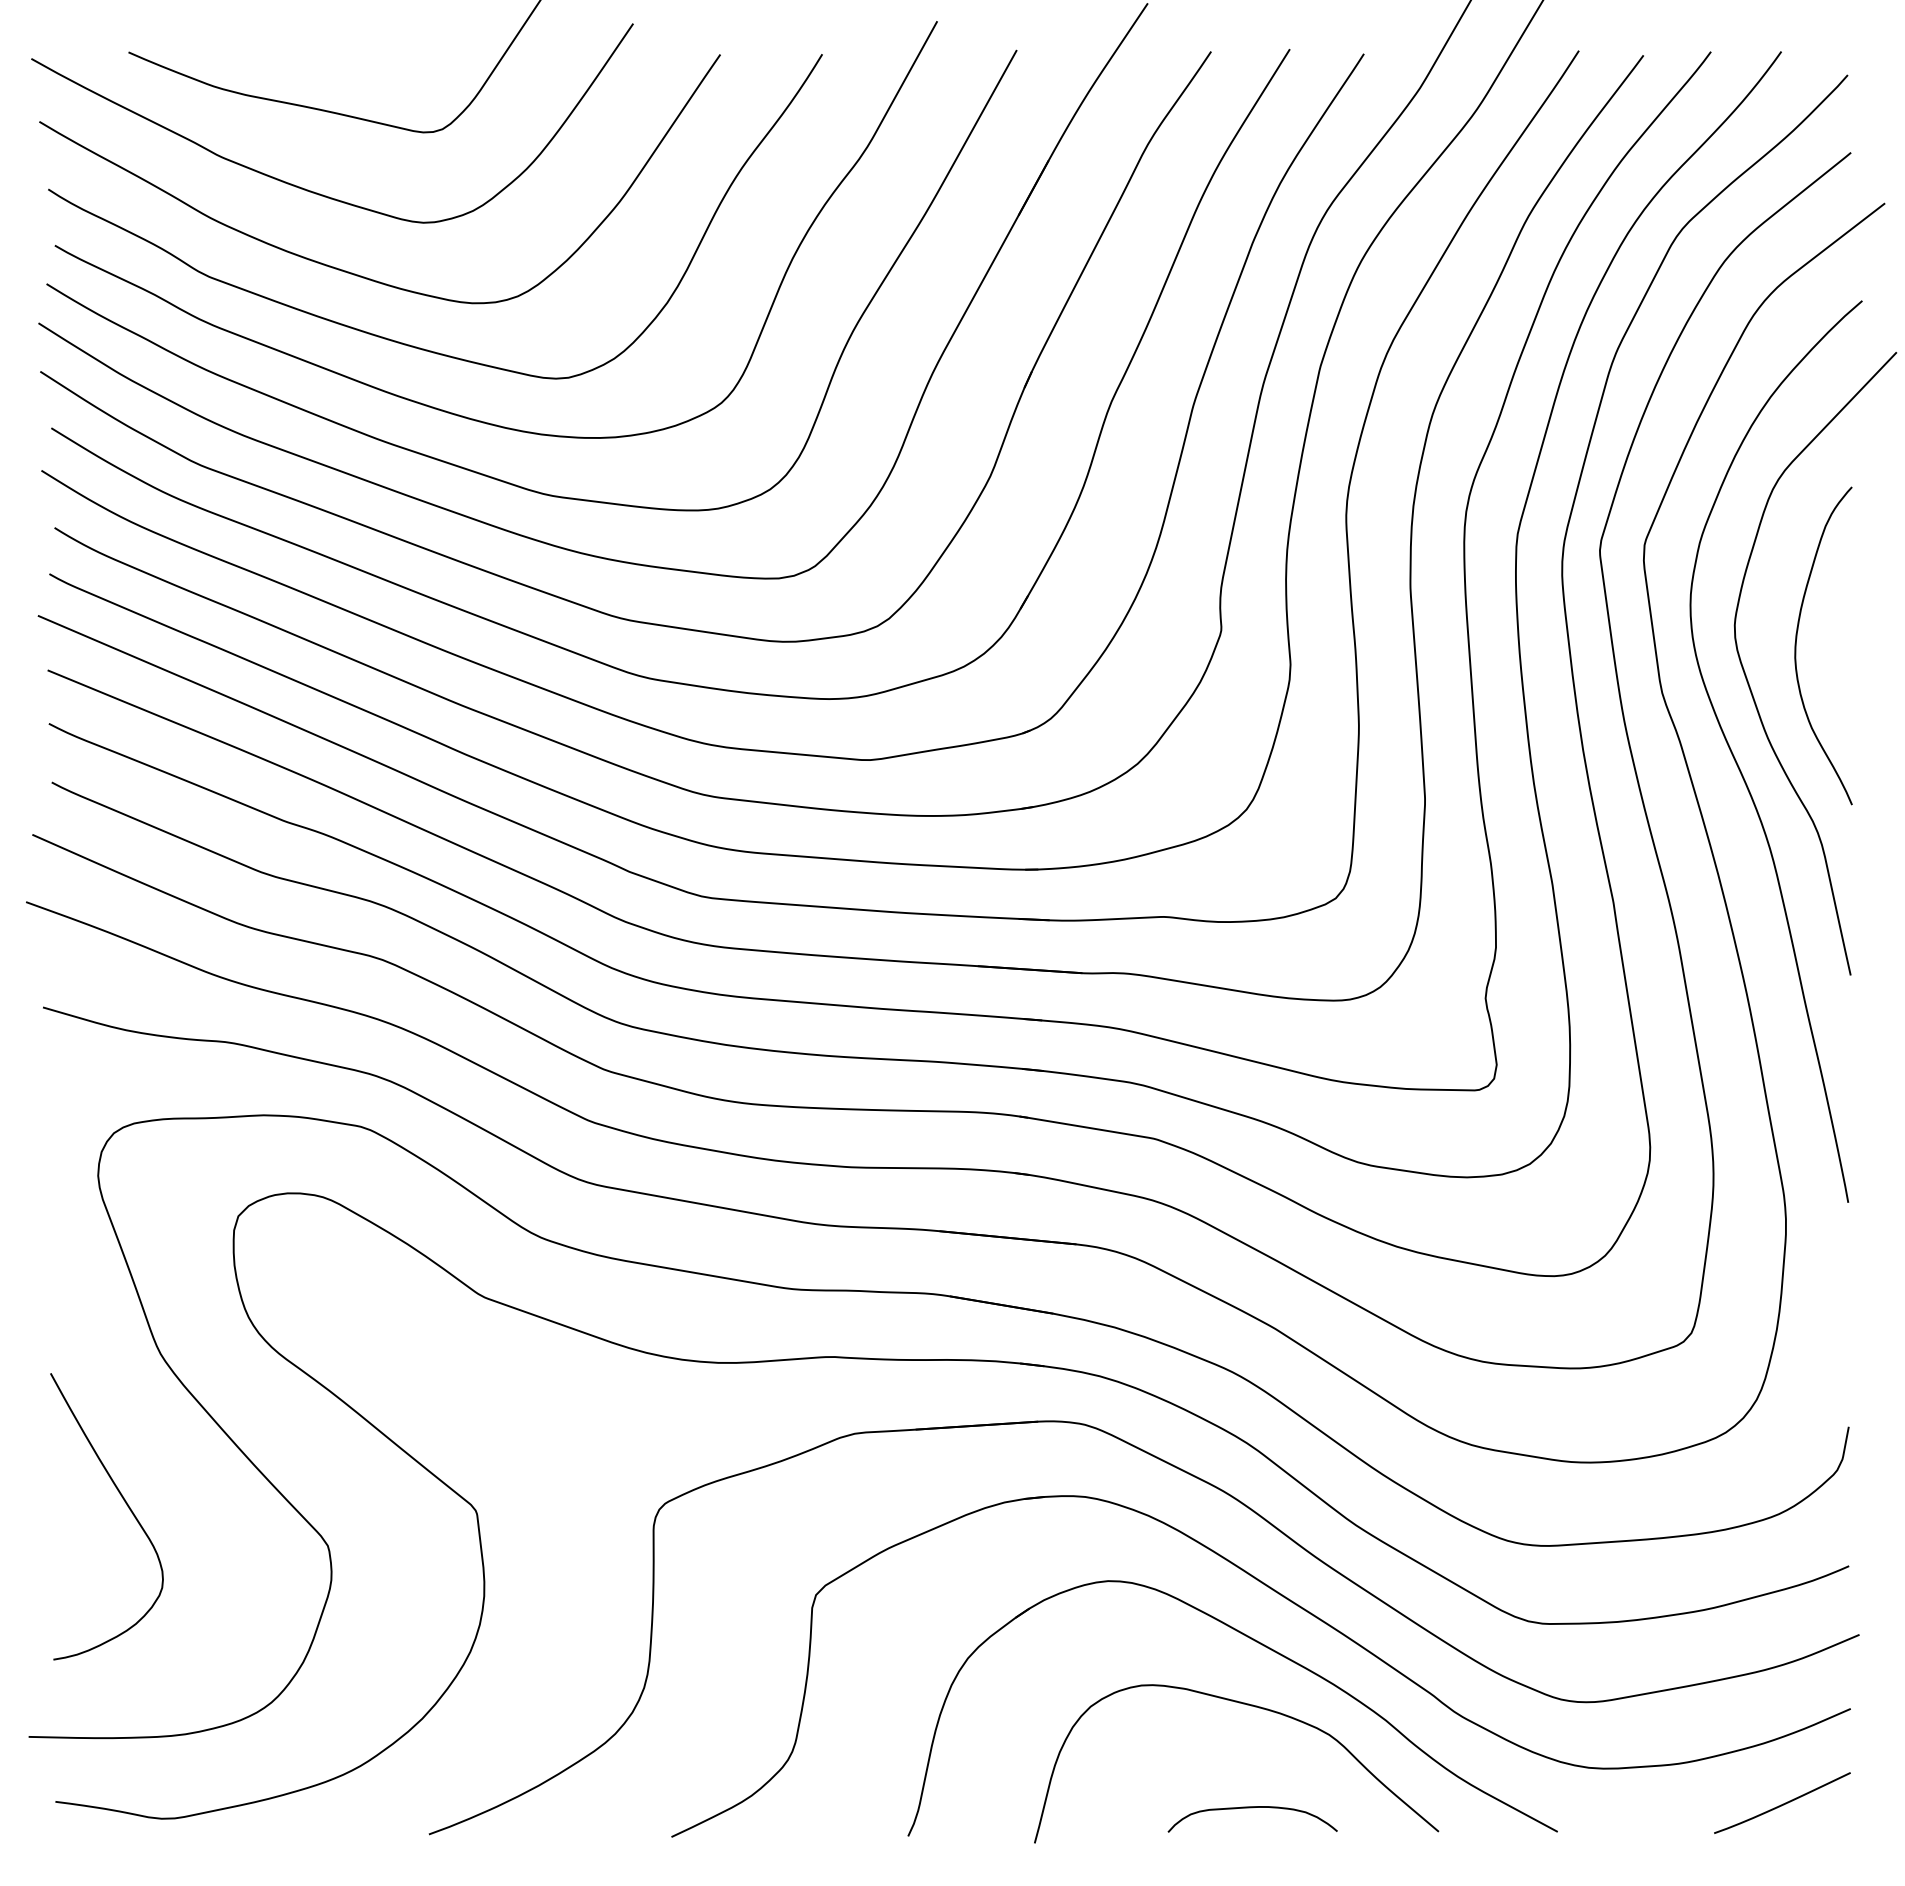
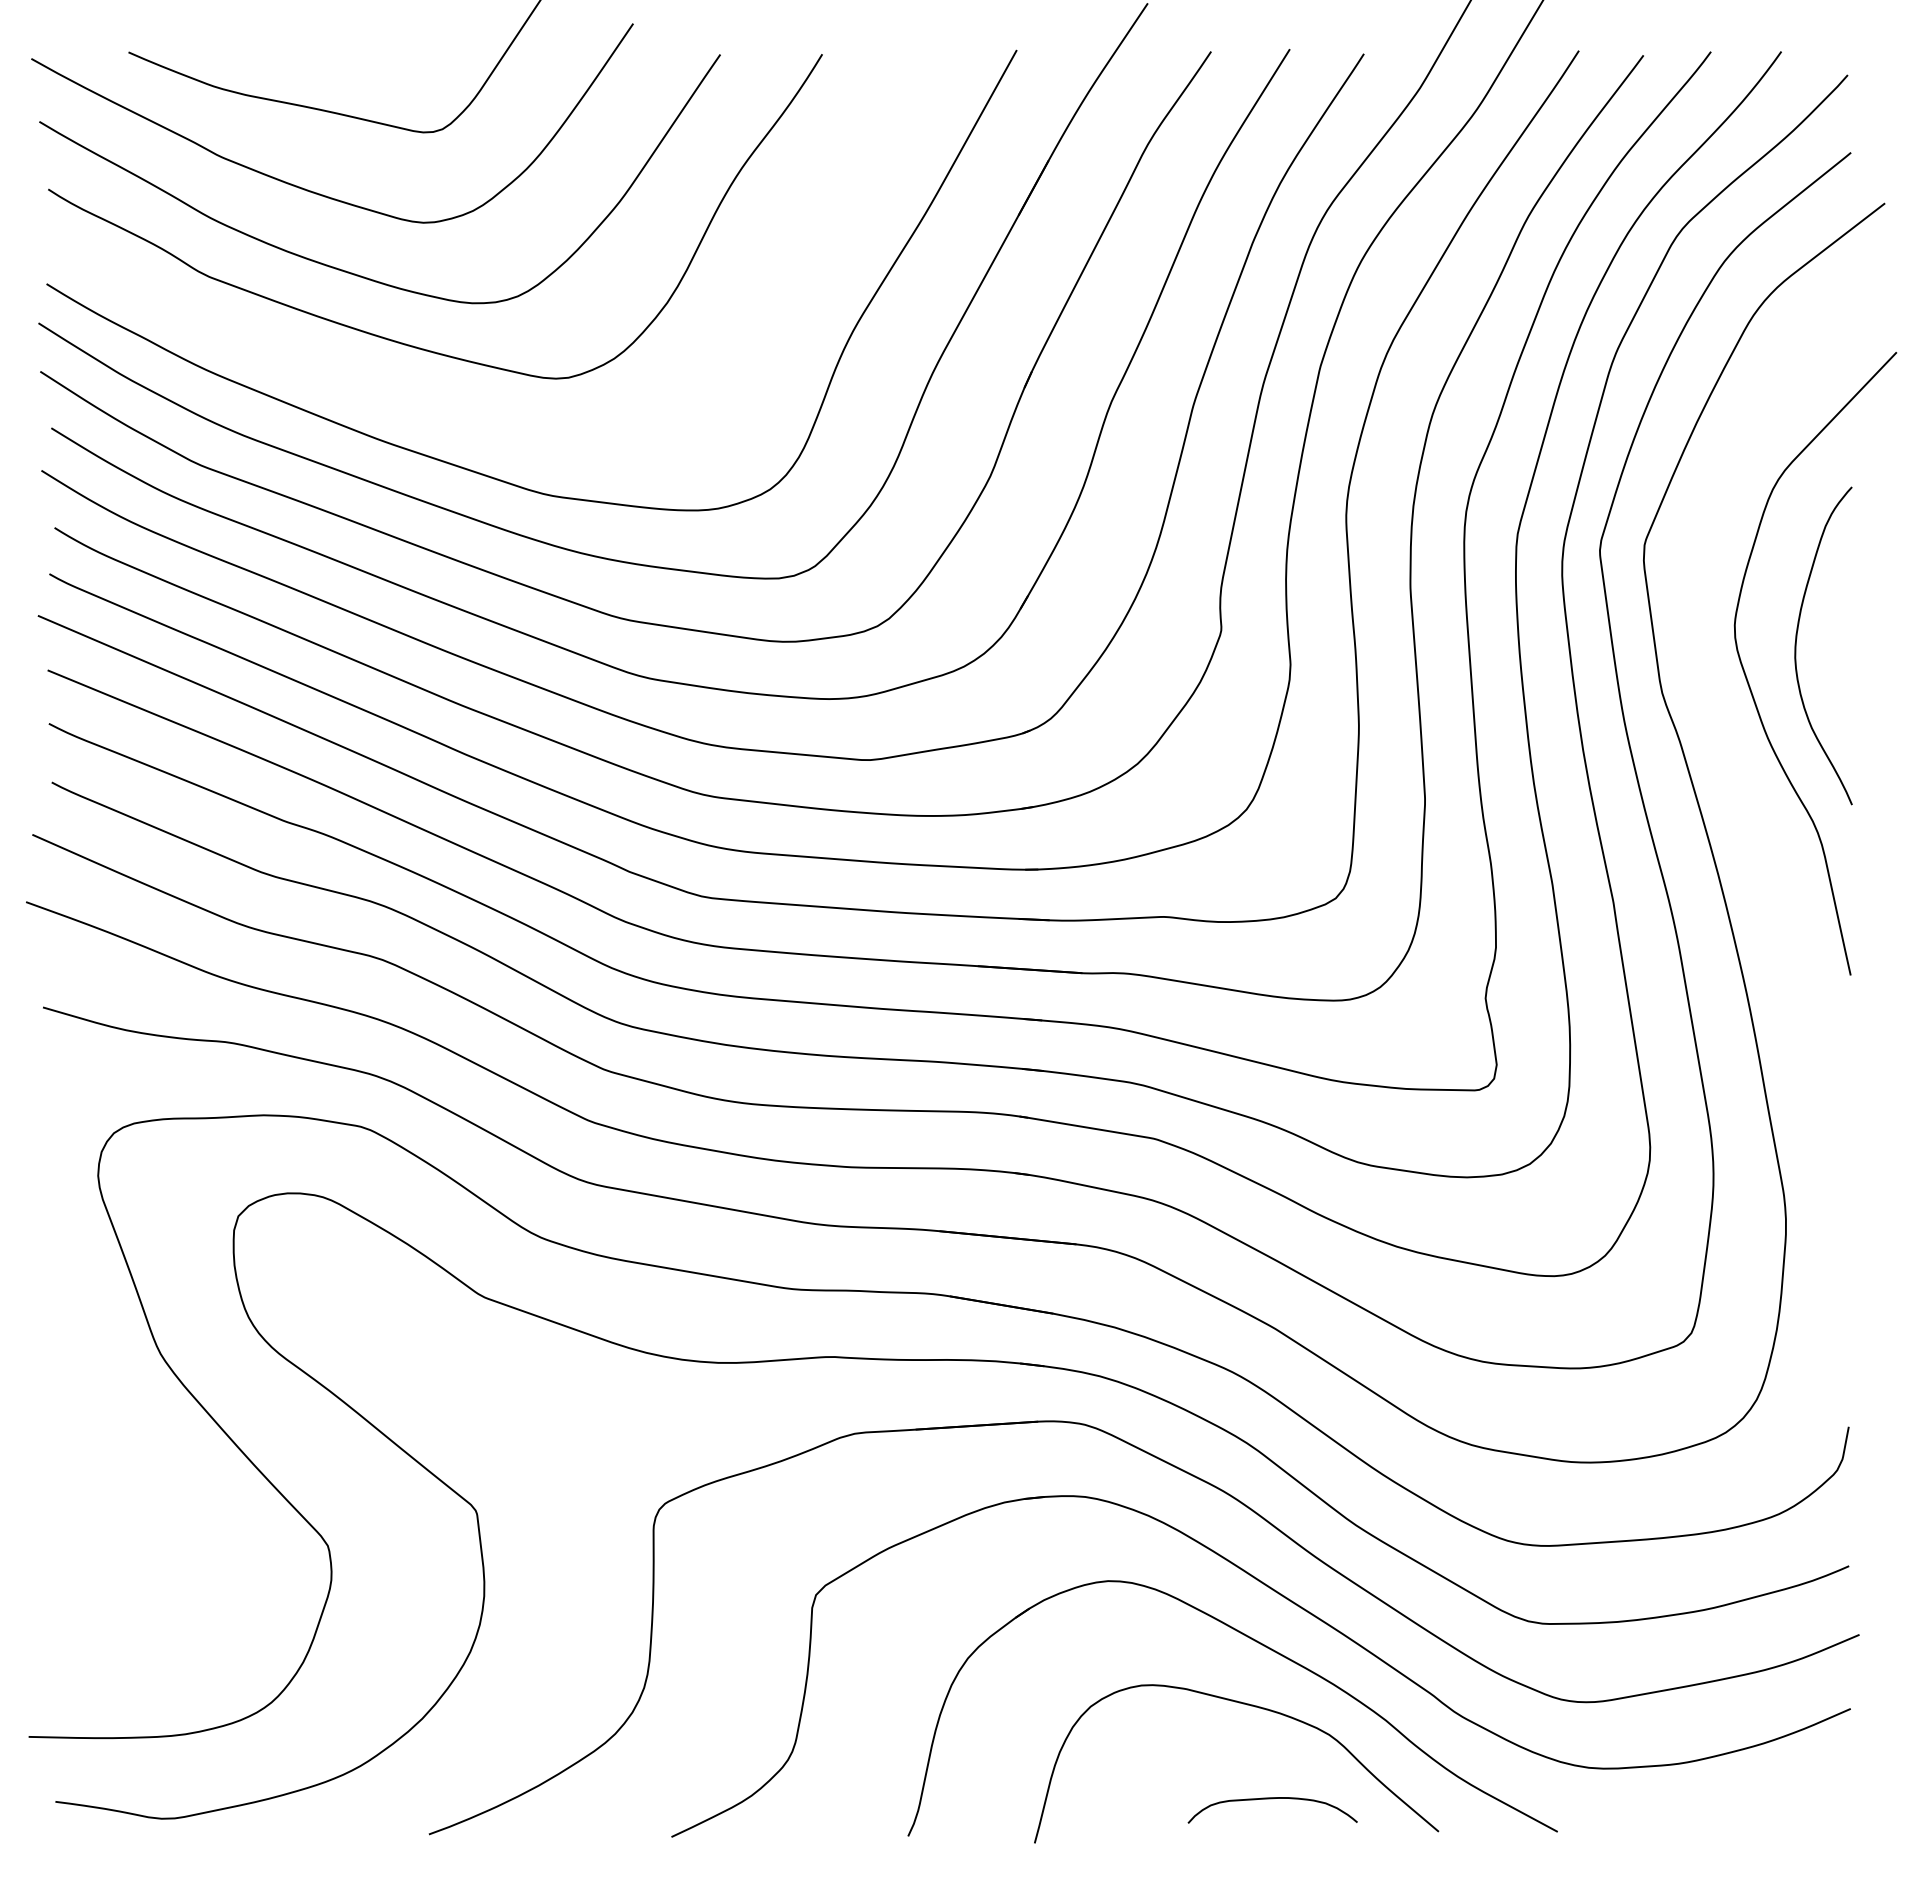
curve: present -> none (446, 410)
curve: present -> none (1740, 768)
curve: present -> none (126, 1505)
curve: present -> none (1783, 1803)
curve position: (1252, 1808) -> (1272, 1799) (1272, 1799)
